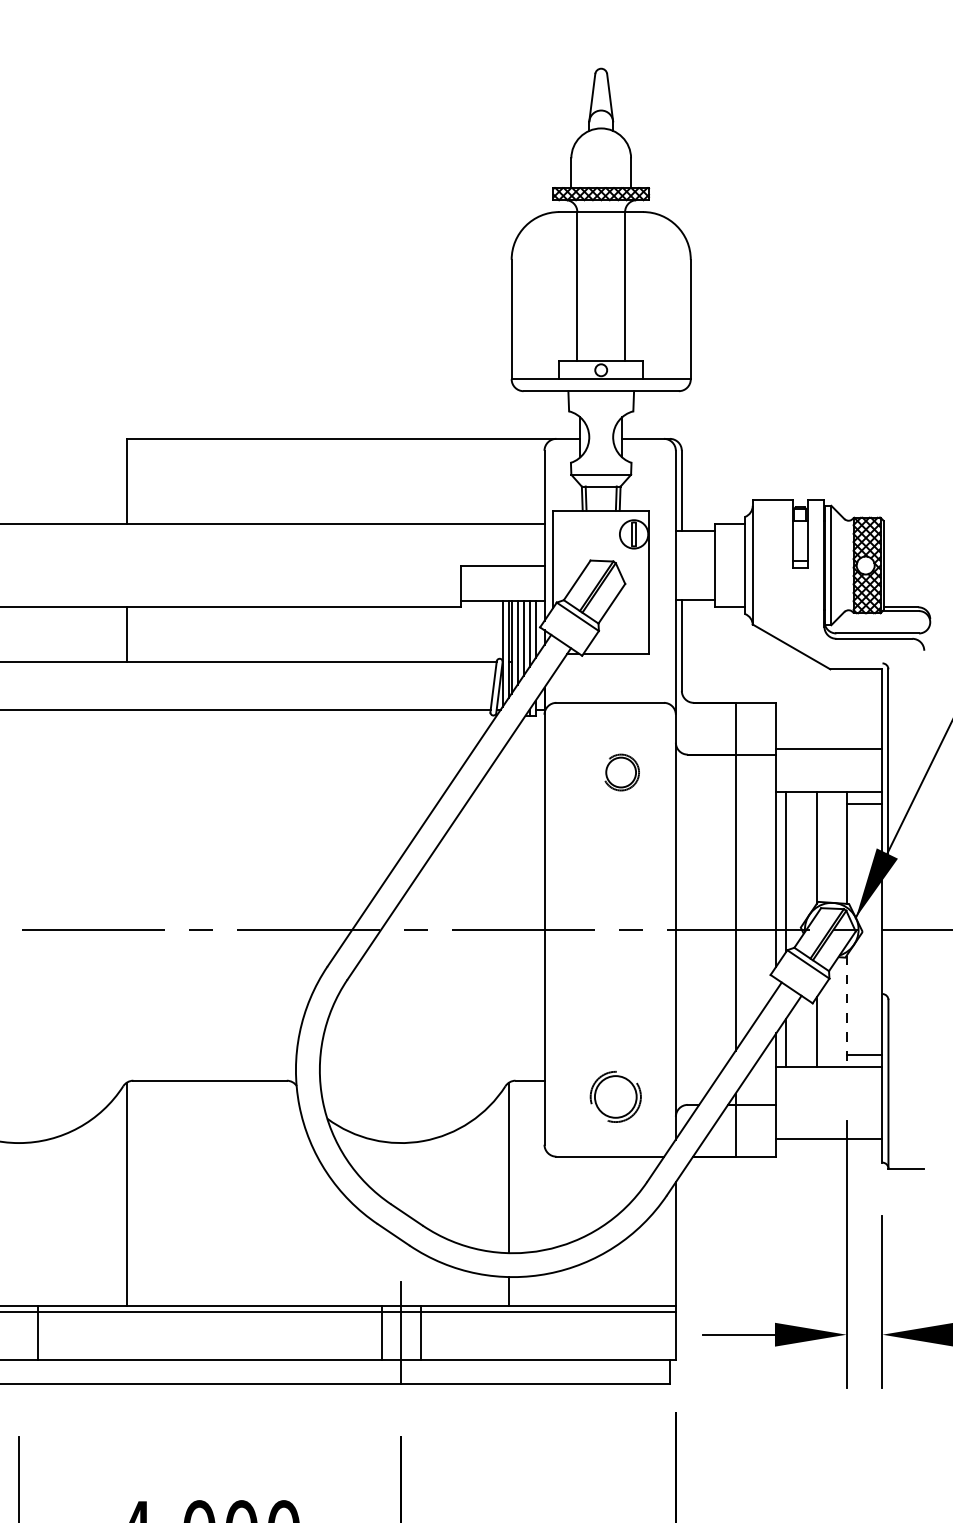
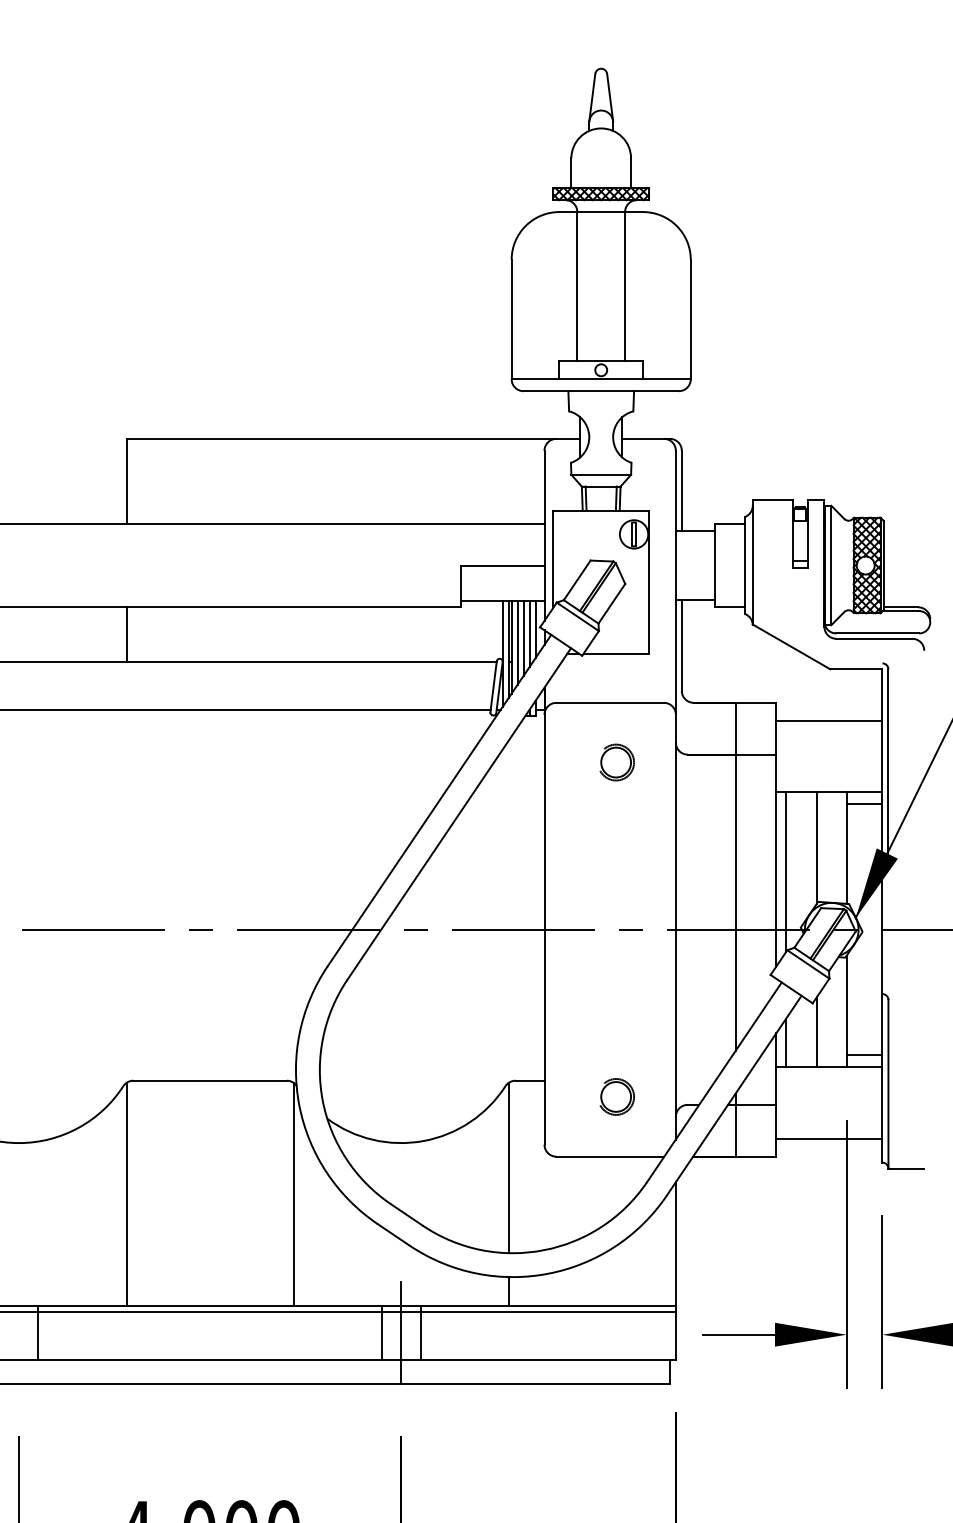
line position: (829, 748) -> (829, 720) (829, 720)
part position: (621, 772) -> (616, 762) (616, 762)
line: dashed -> solid (846, 1011)
part size: 53x53 px -> 36x38 px (616, 1096)
line: none -> present (293, 1193)
